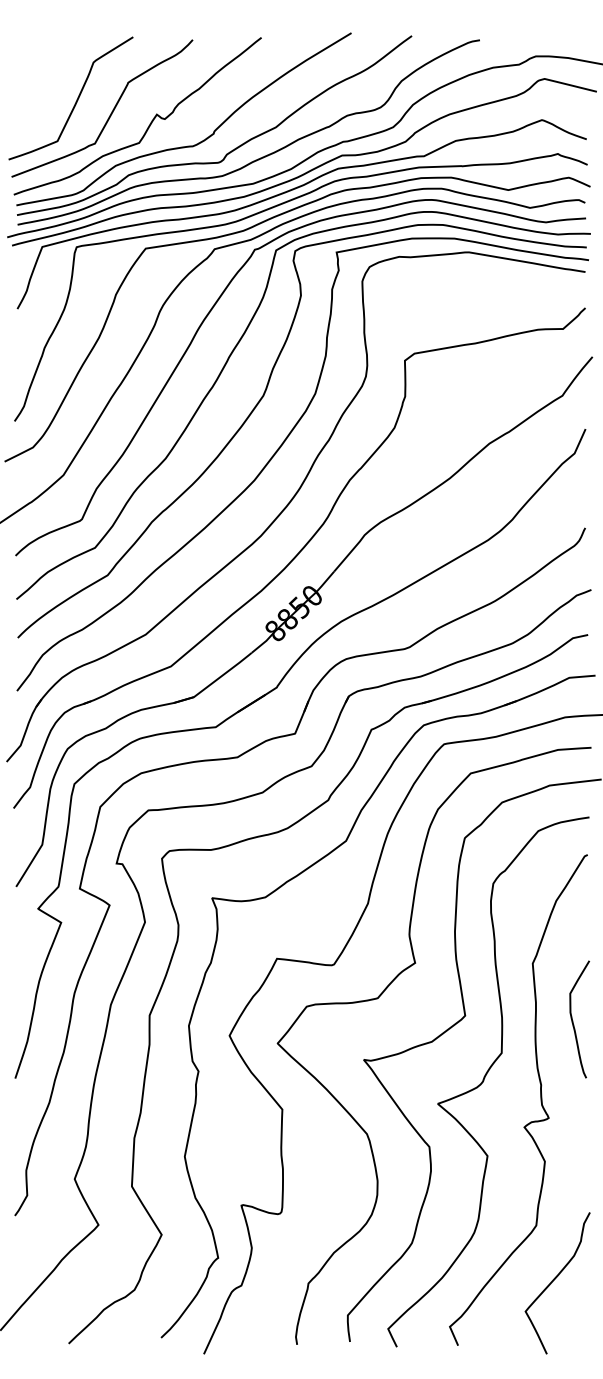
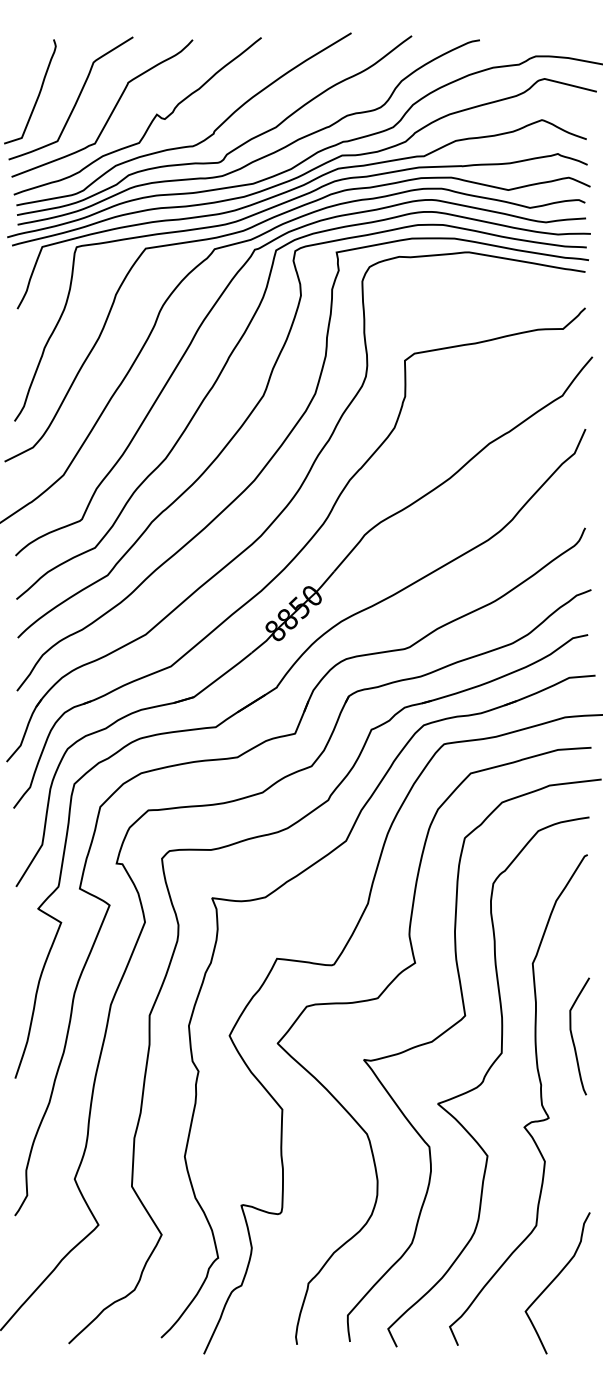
curve: none -> present (38, 93)
curve position: (573, 1020) -> (573, 1037) (573, 1037)
